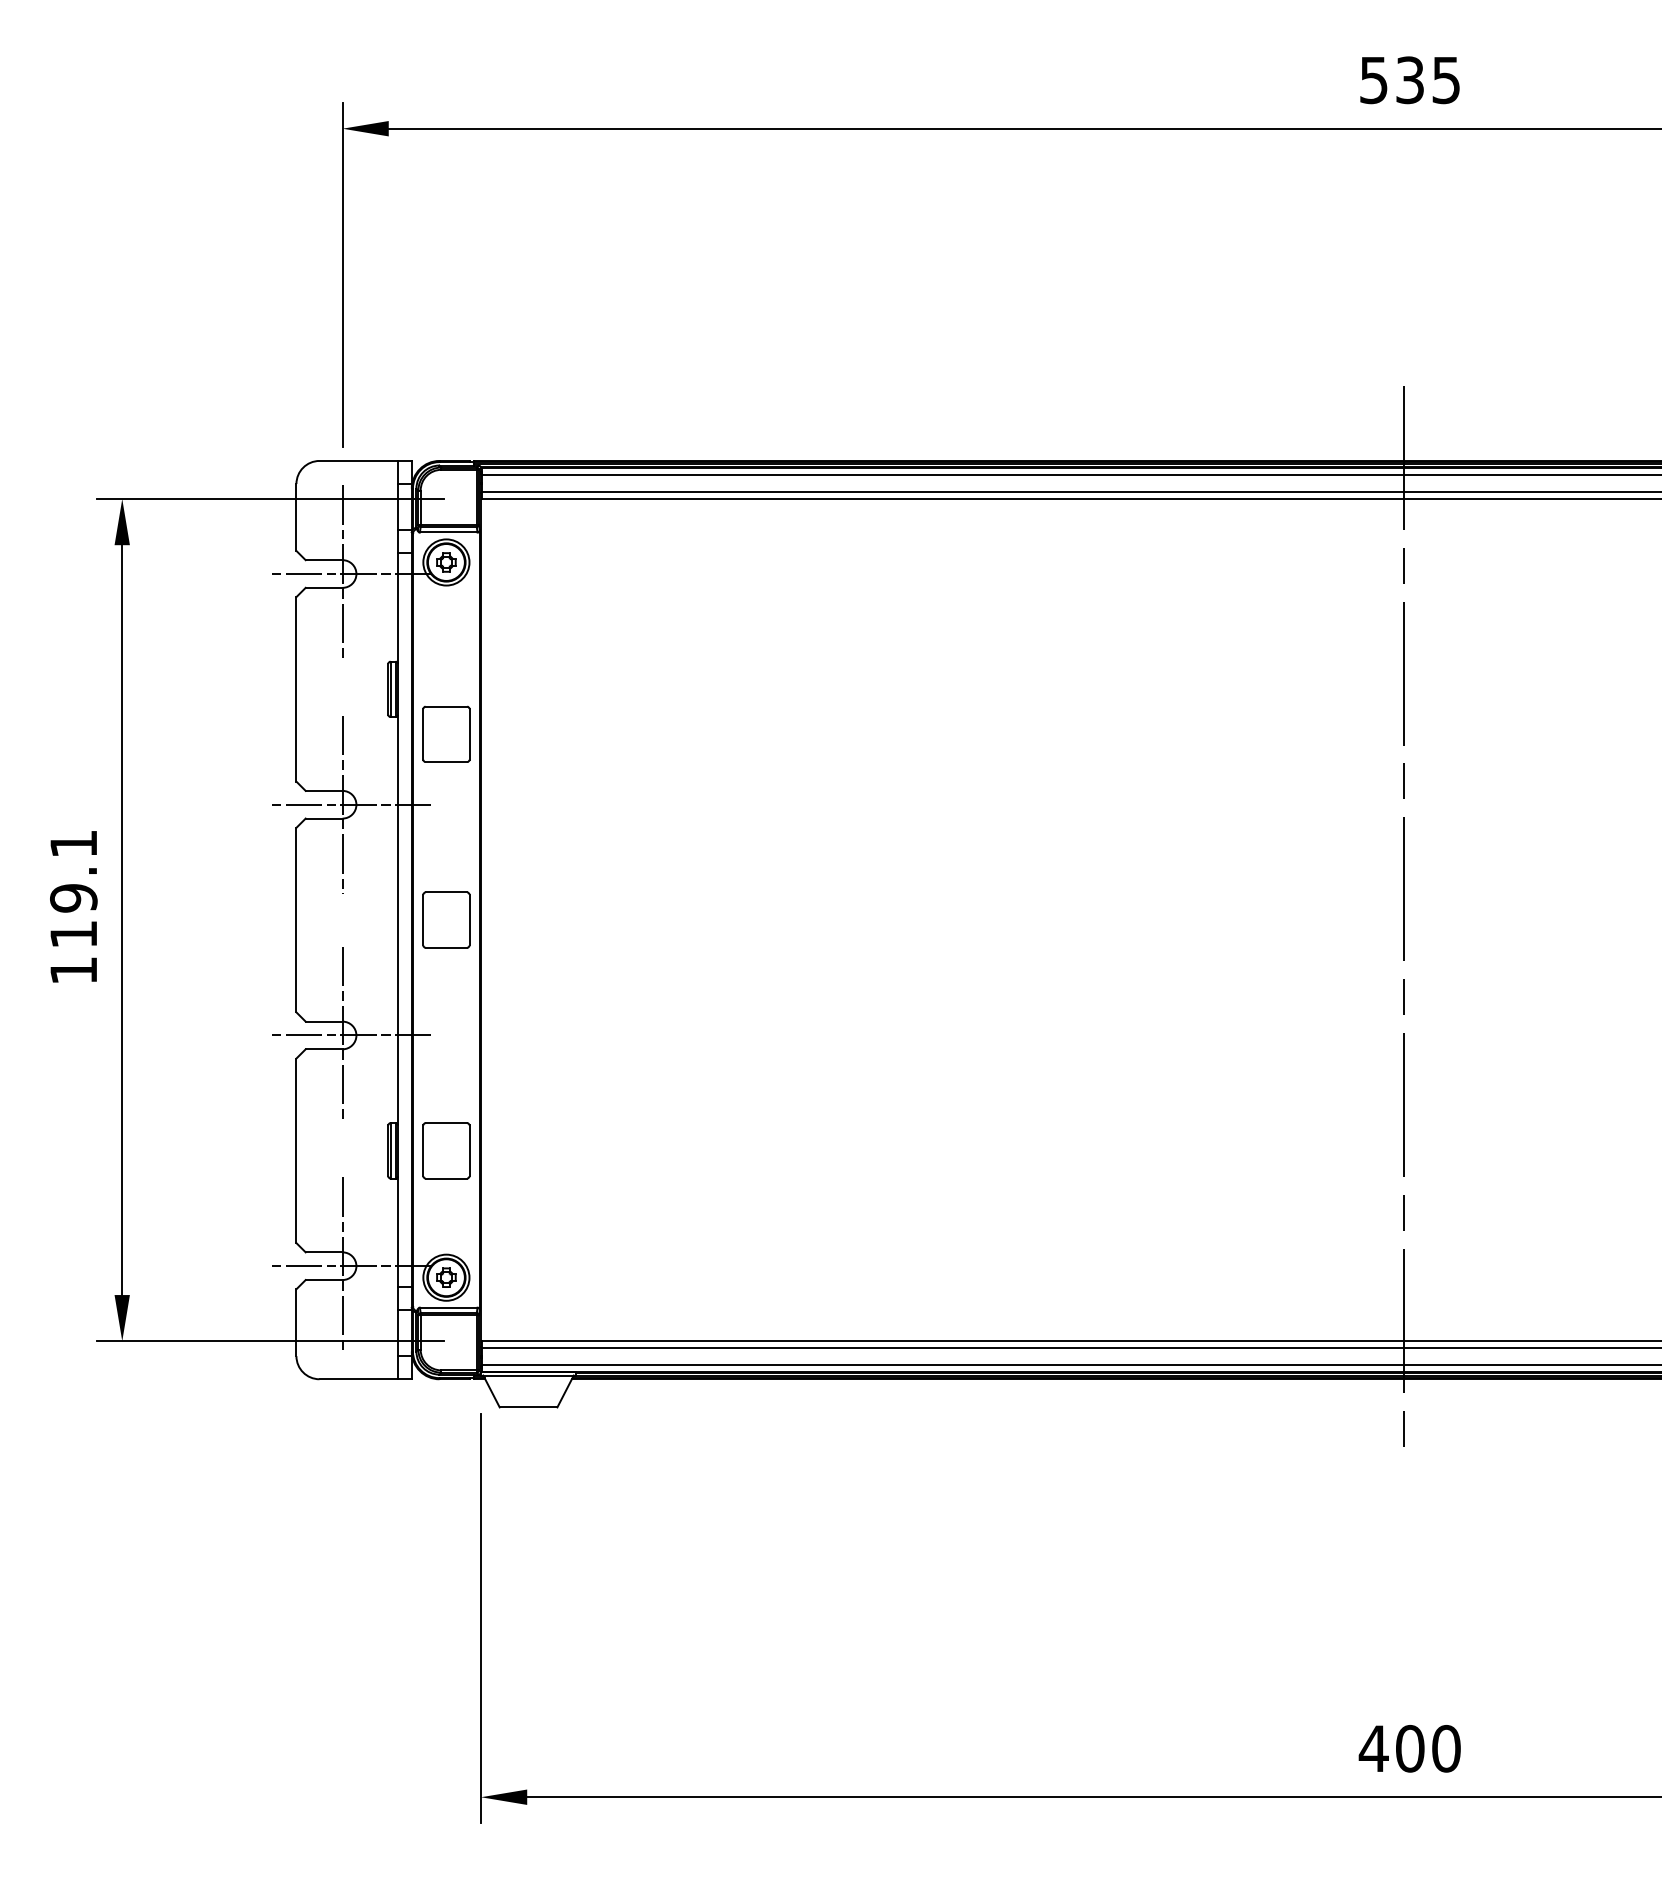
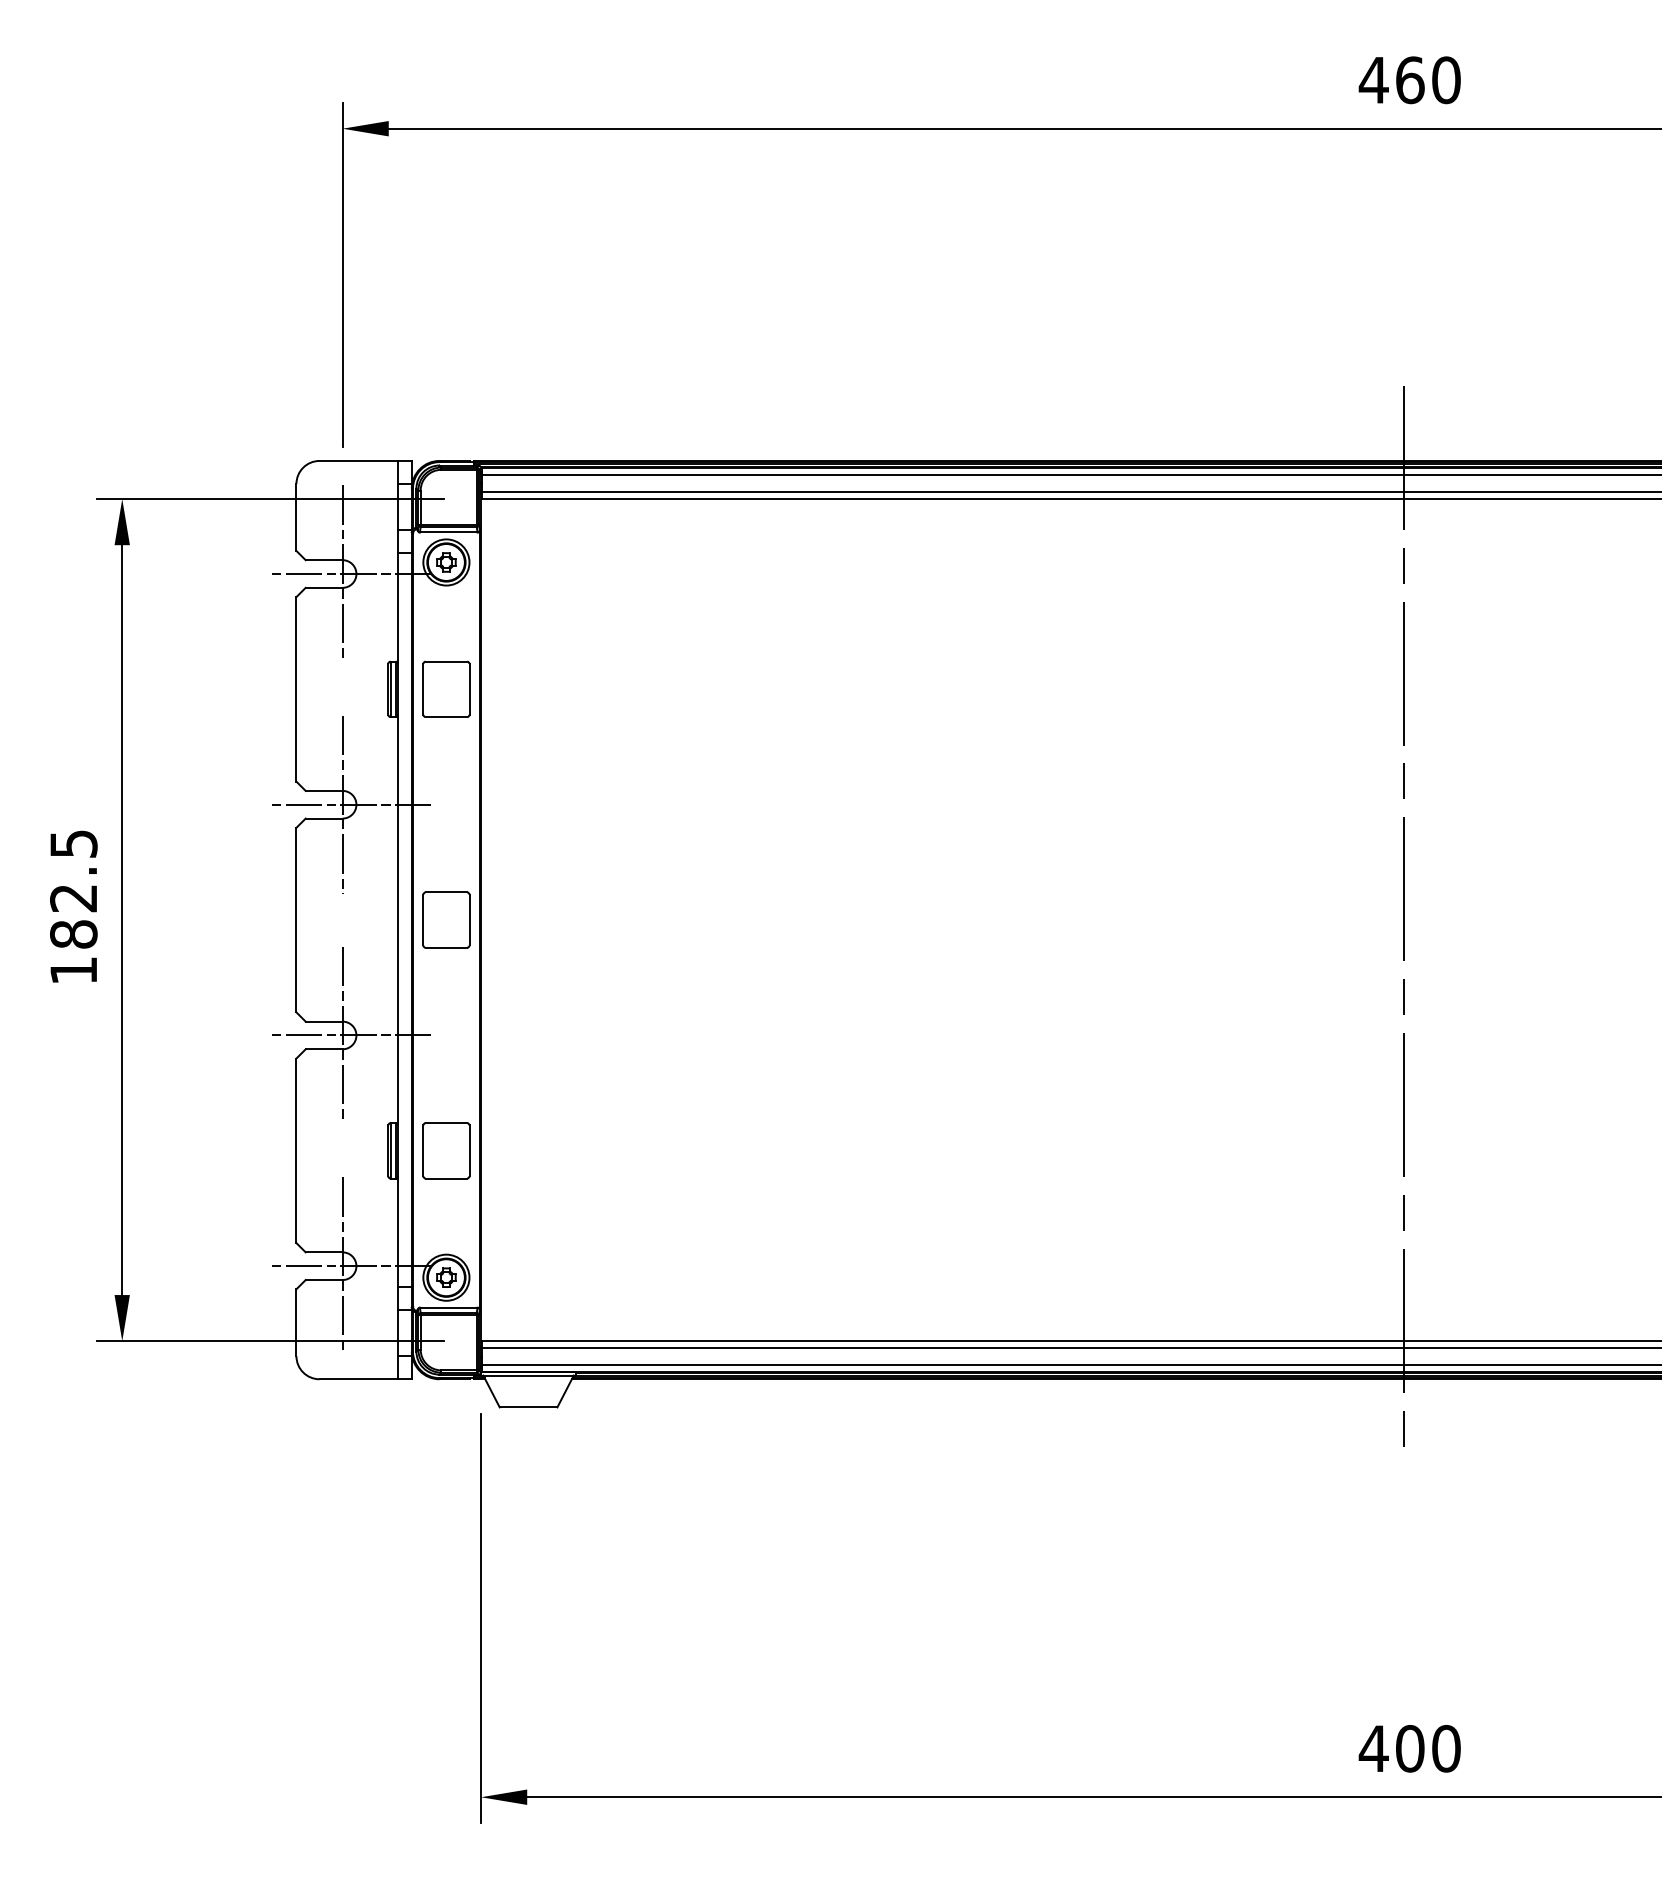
text: 535 -> 460 (1409, 80)
part position: (446, 733) -> (446, 688) (446, 688)
text: 119.1 -> 182.5 (73, 889)
